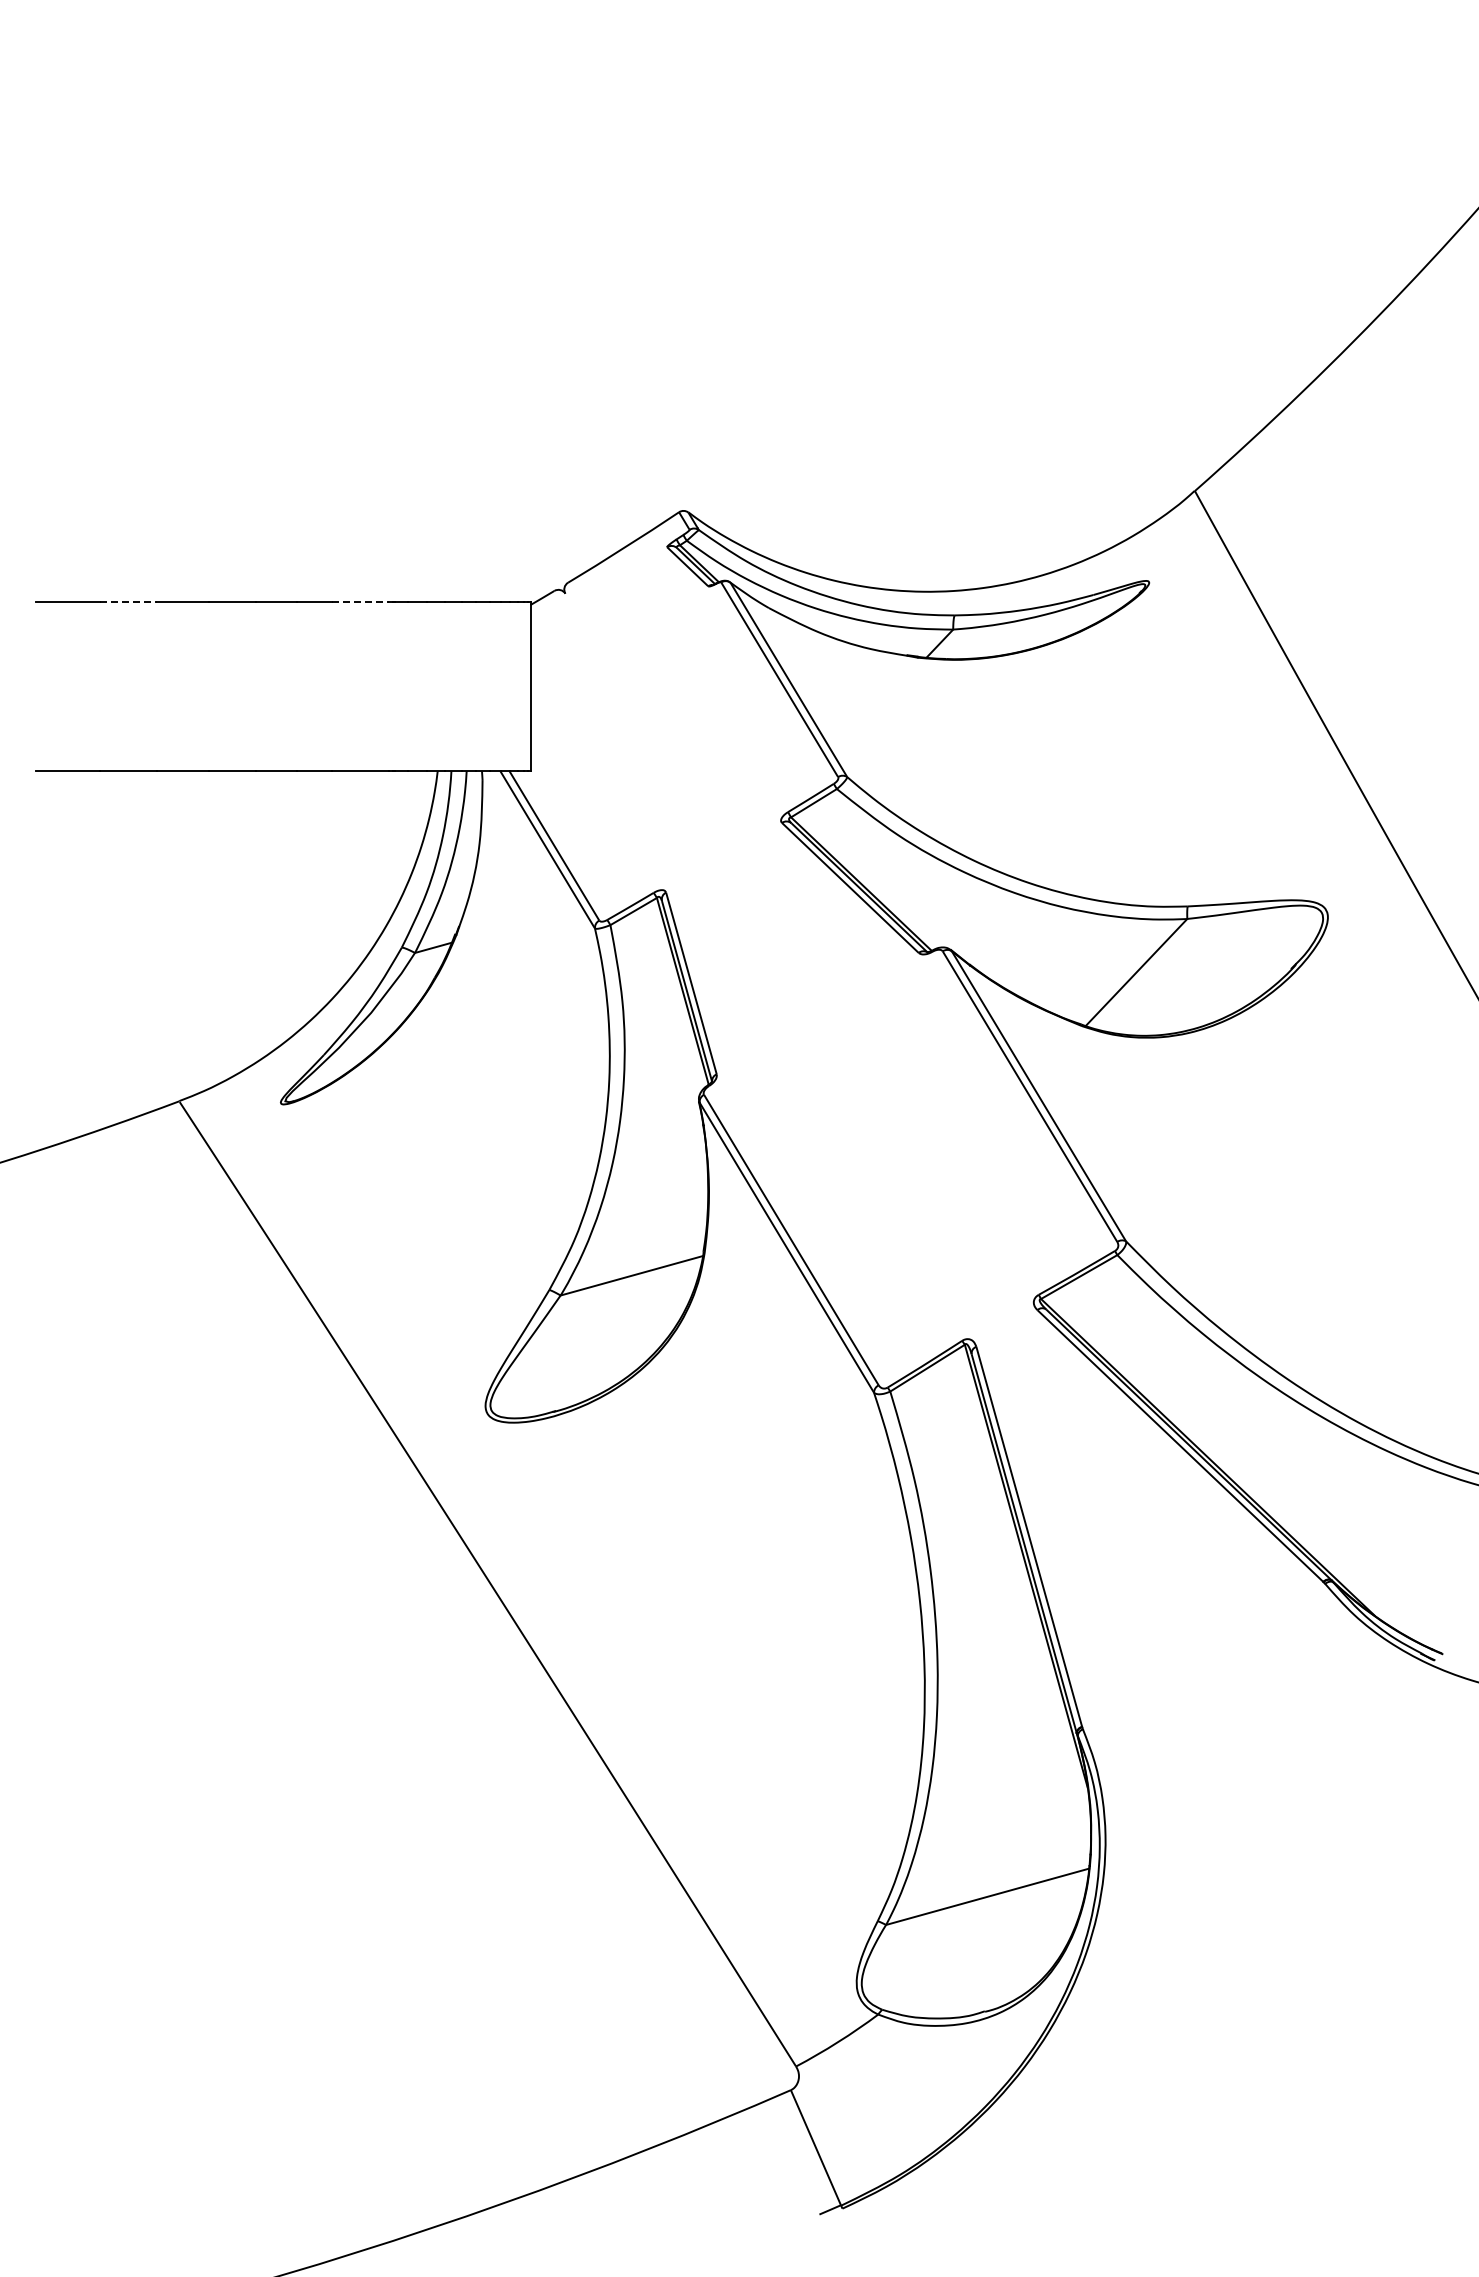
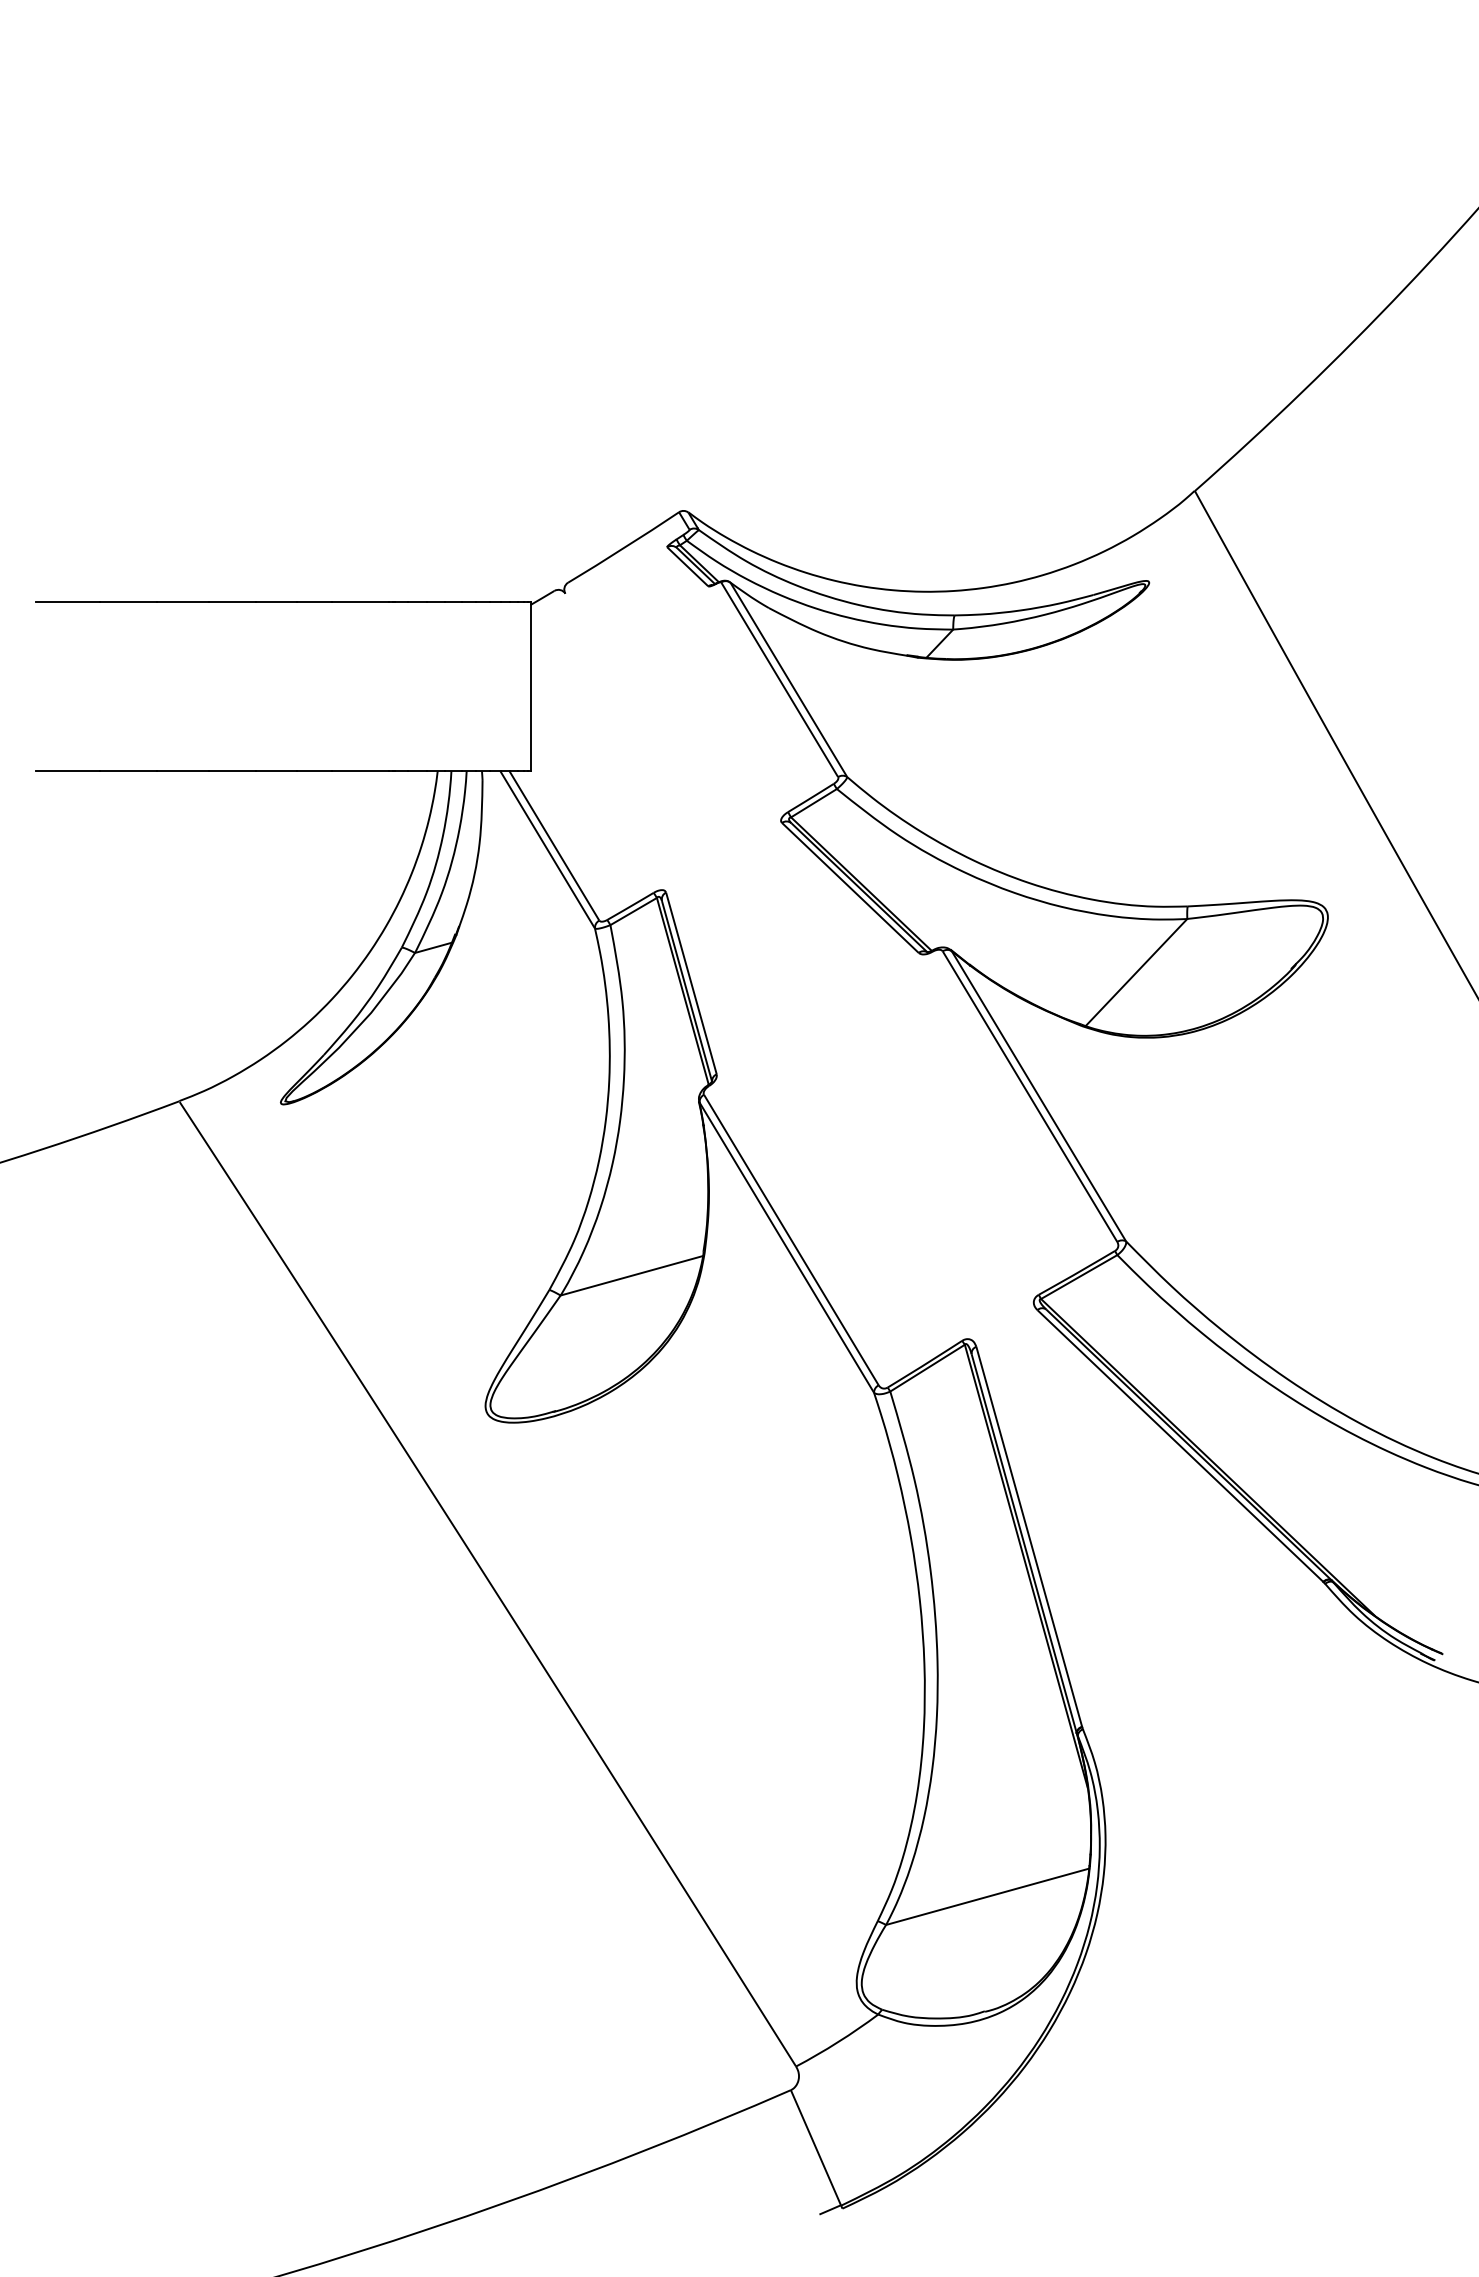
line: dashed -> solid (128, 601)
line: dashed -> solid (360, 601)
